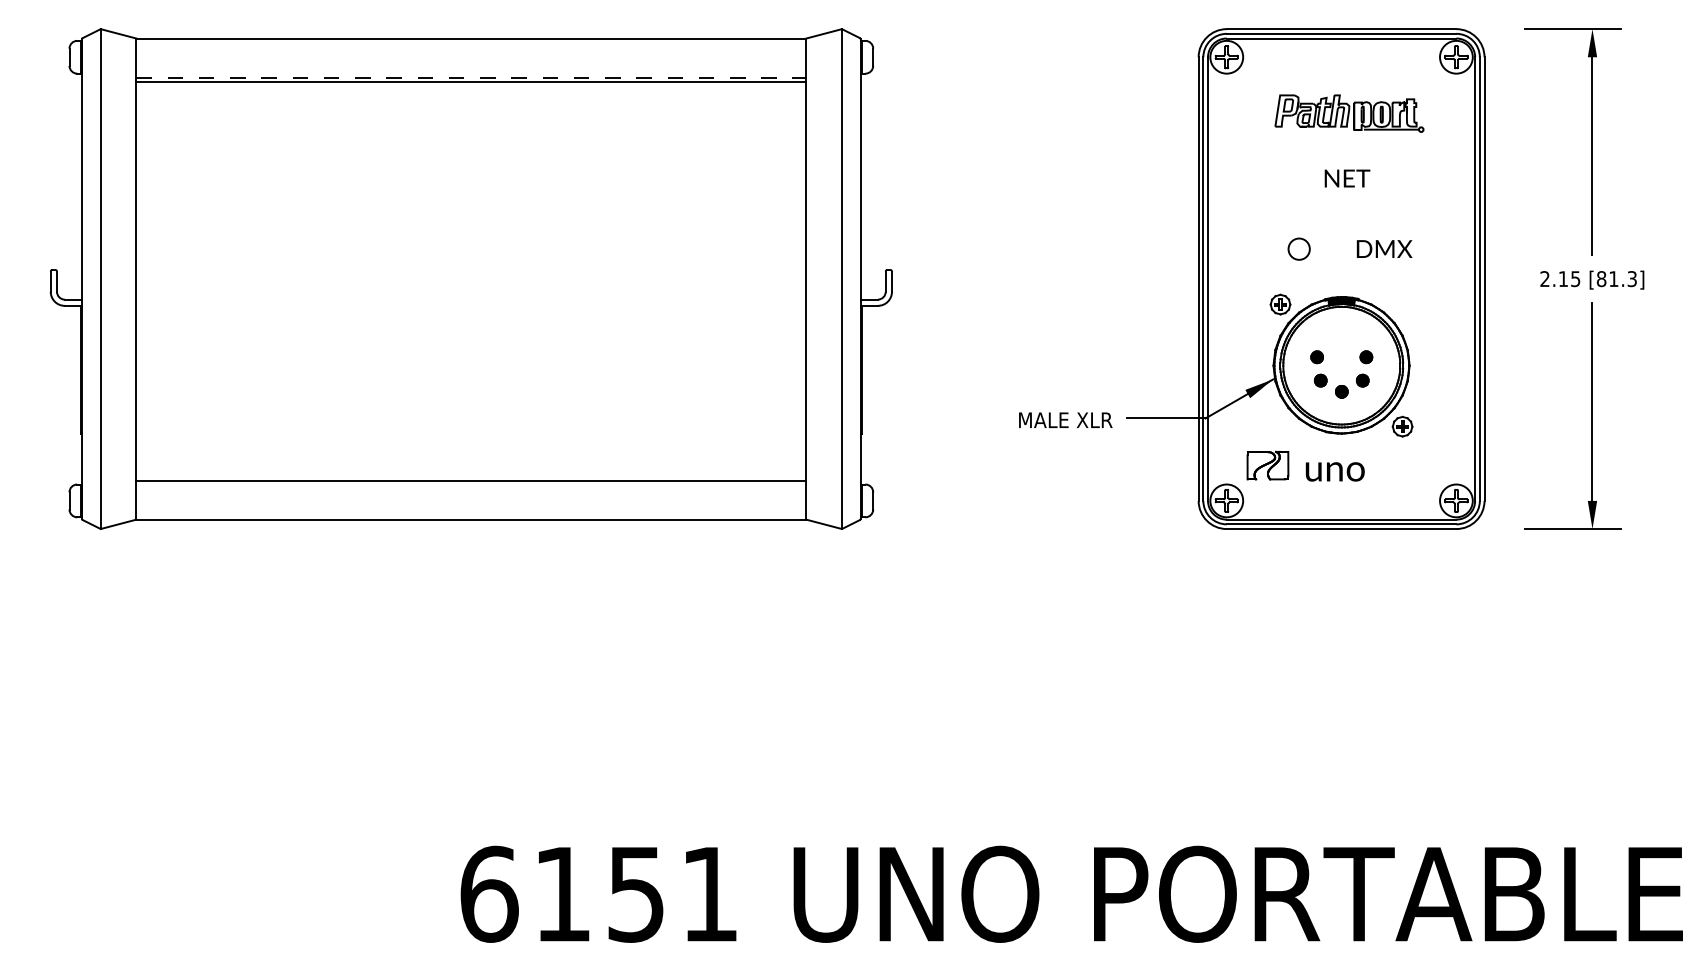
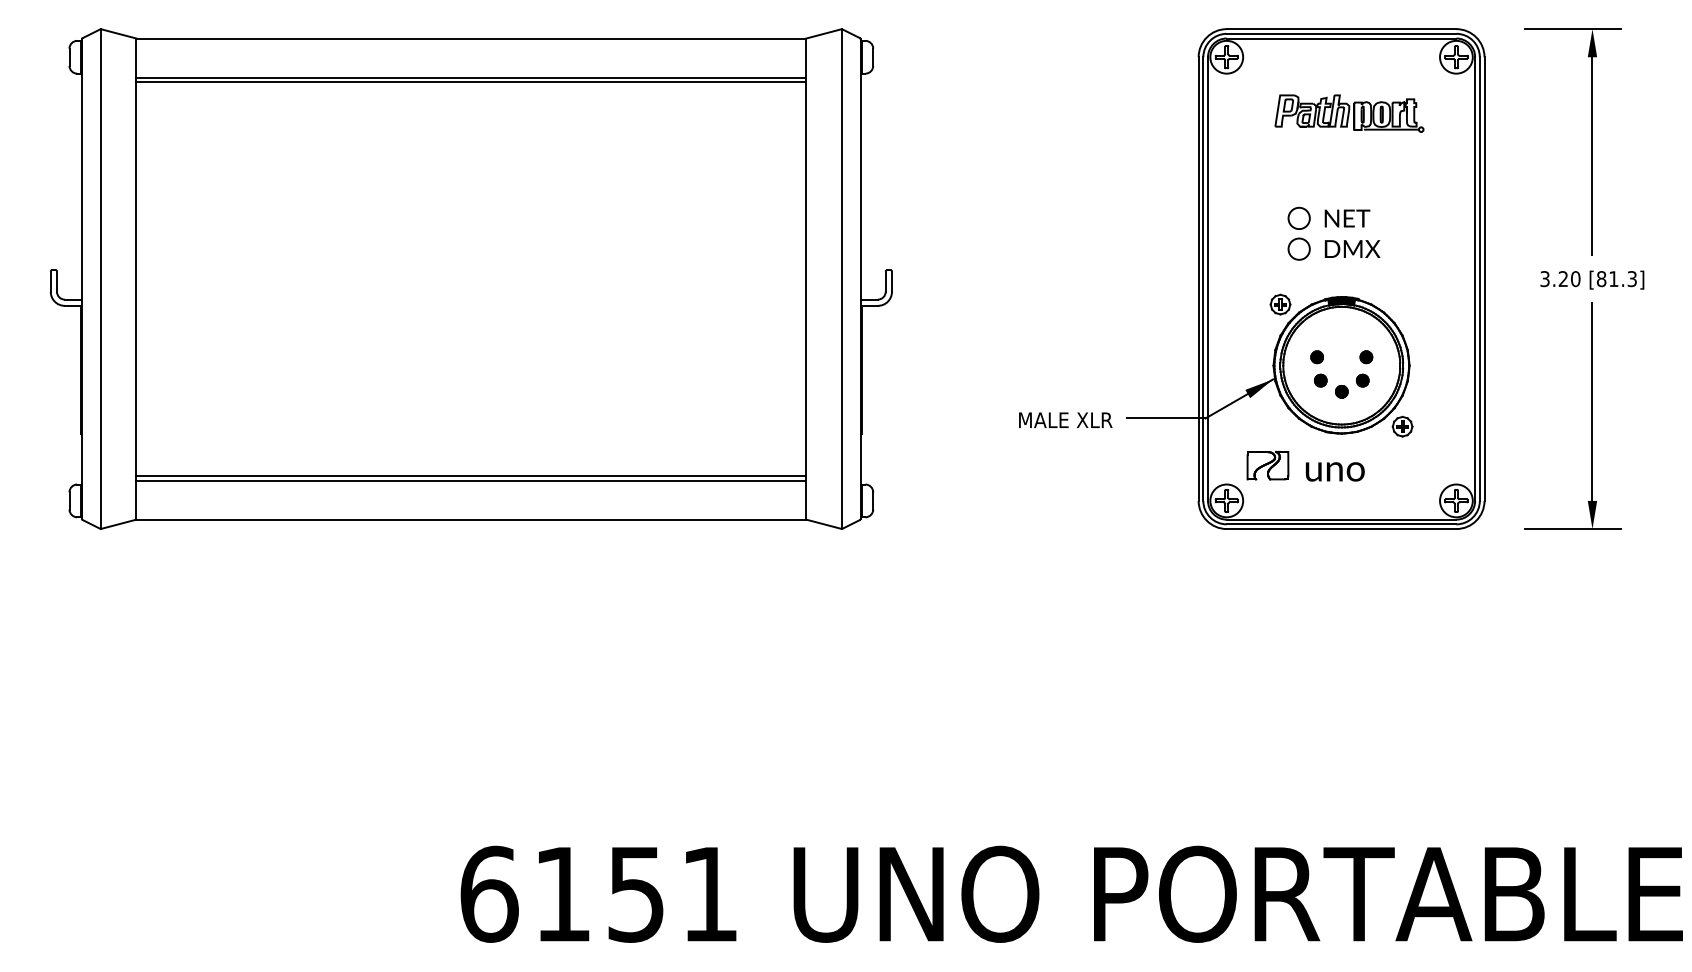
line: dashed -> solid (471, 77)
text position: (1347, 178) -> (1347, 218) (1347, 218)
circle: none -> present (1298, 217)
text position: (1384, 248) -> (1352, 248) (1352, 248)
text: 2.15 -> 3.20 (1560, 279)
line: none -> present (471, 475)
